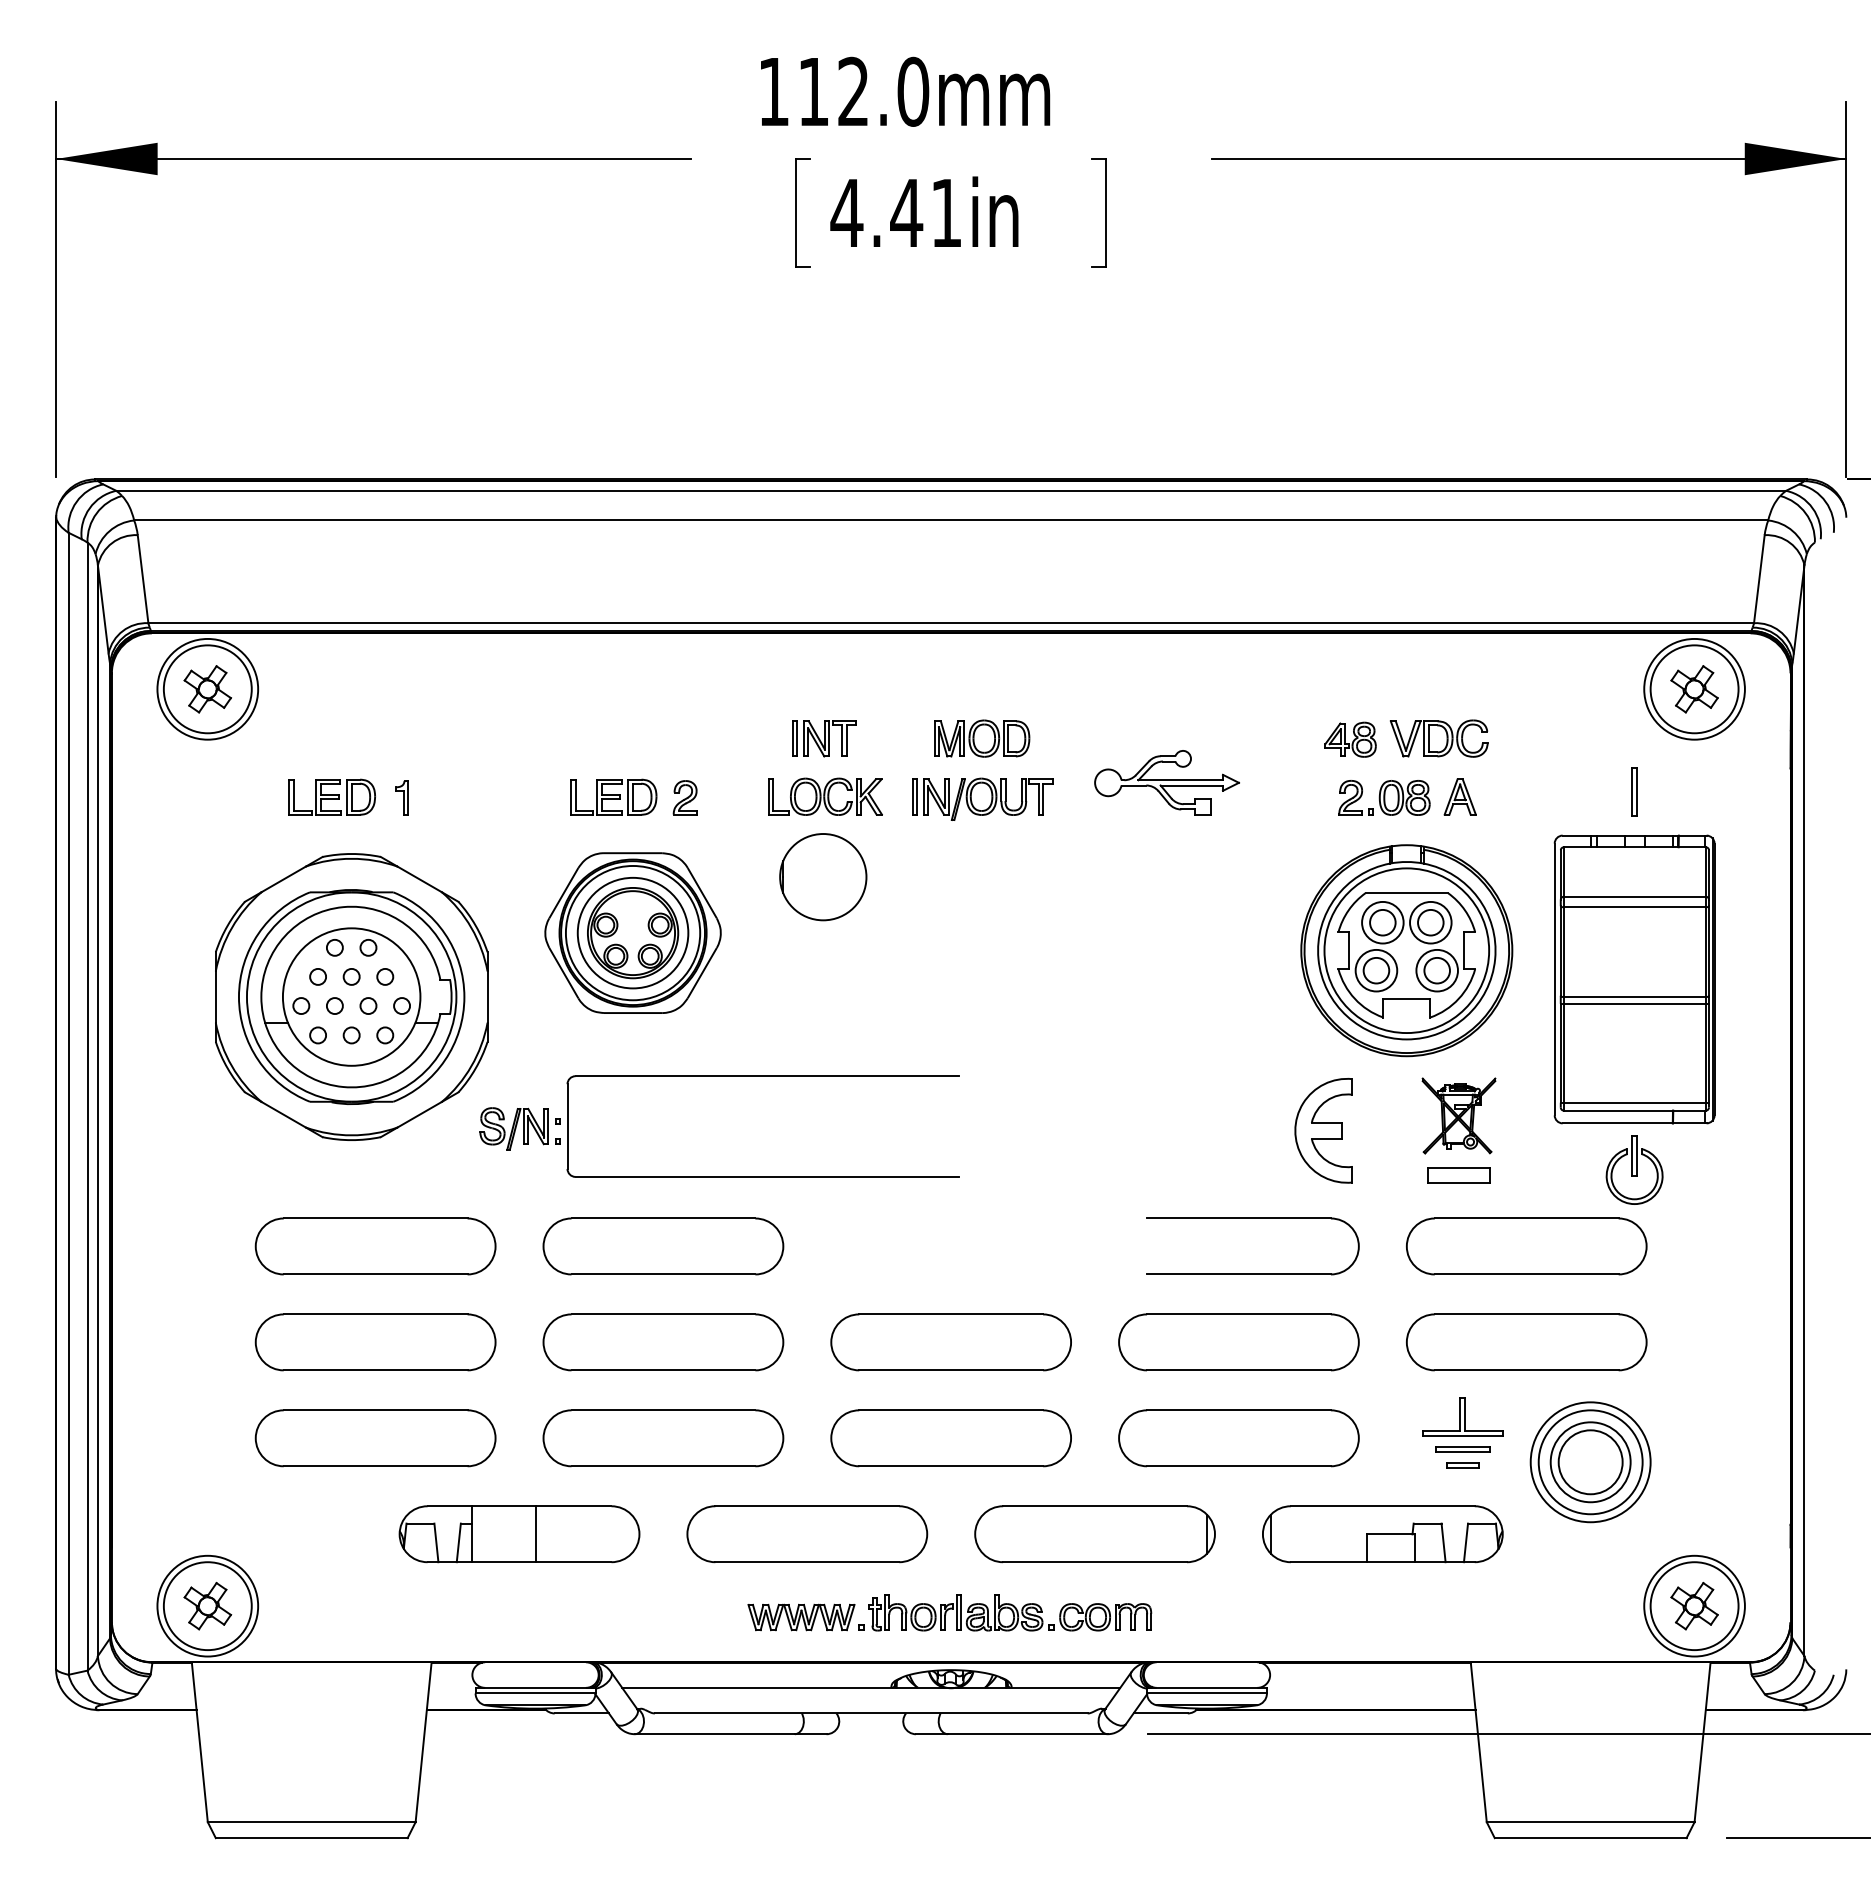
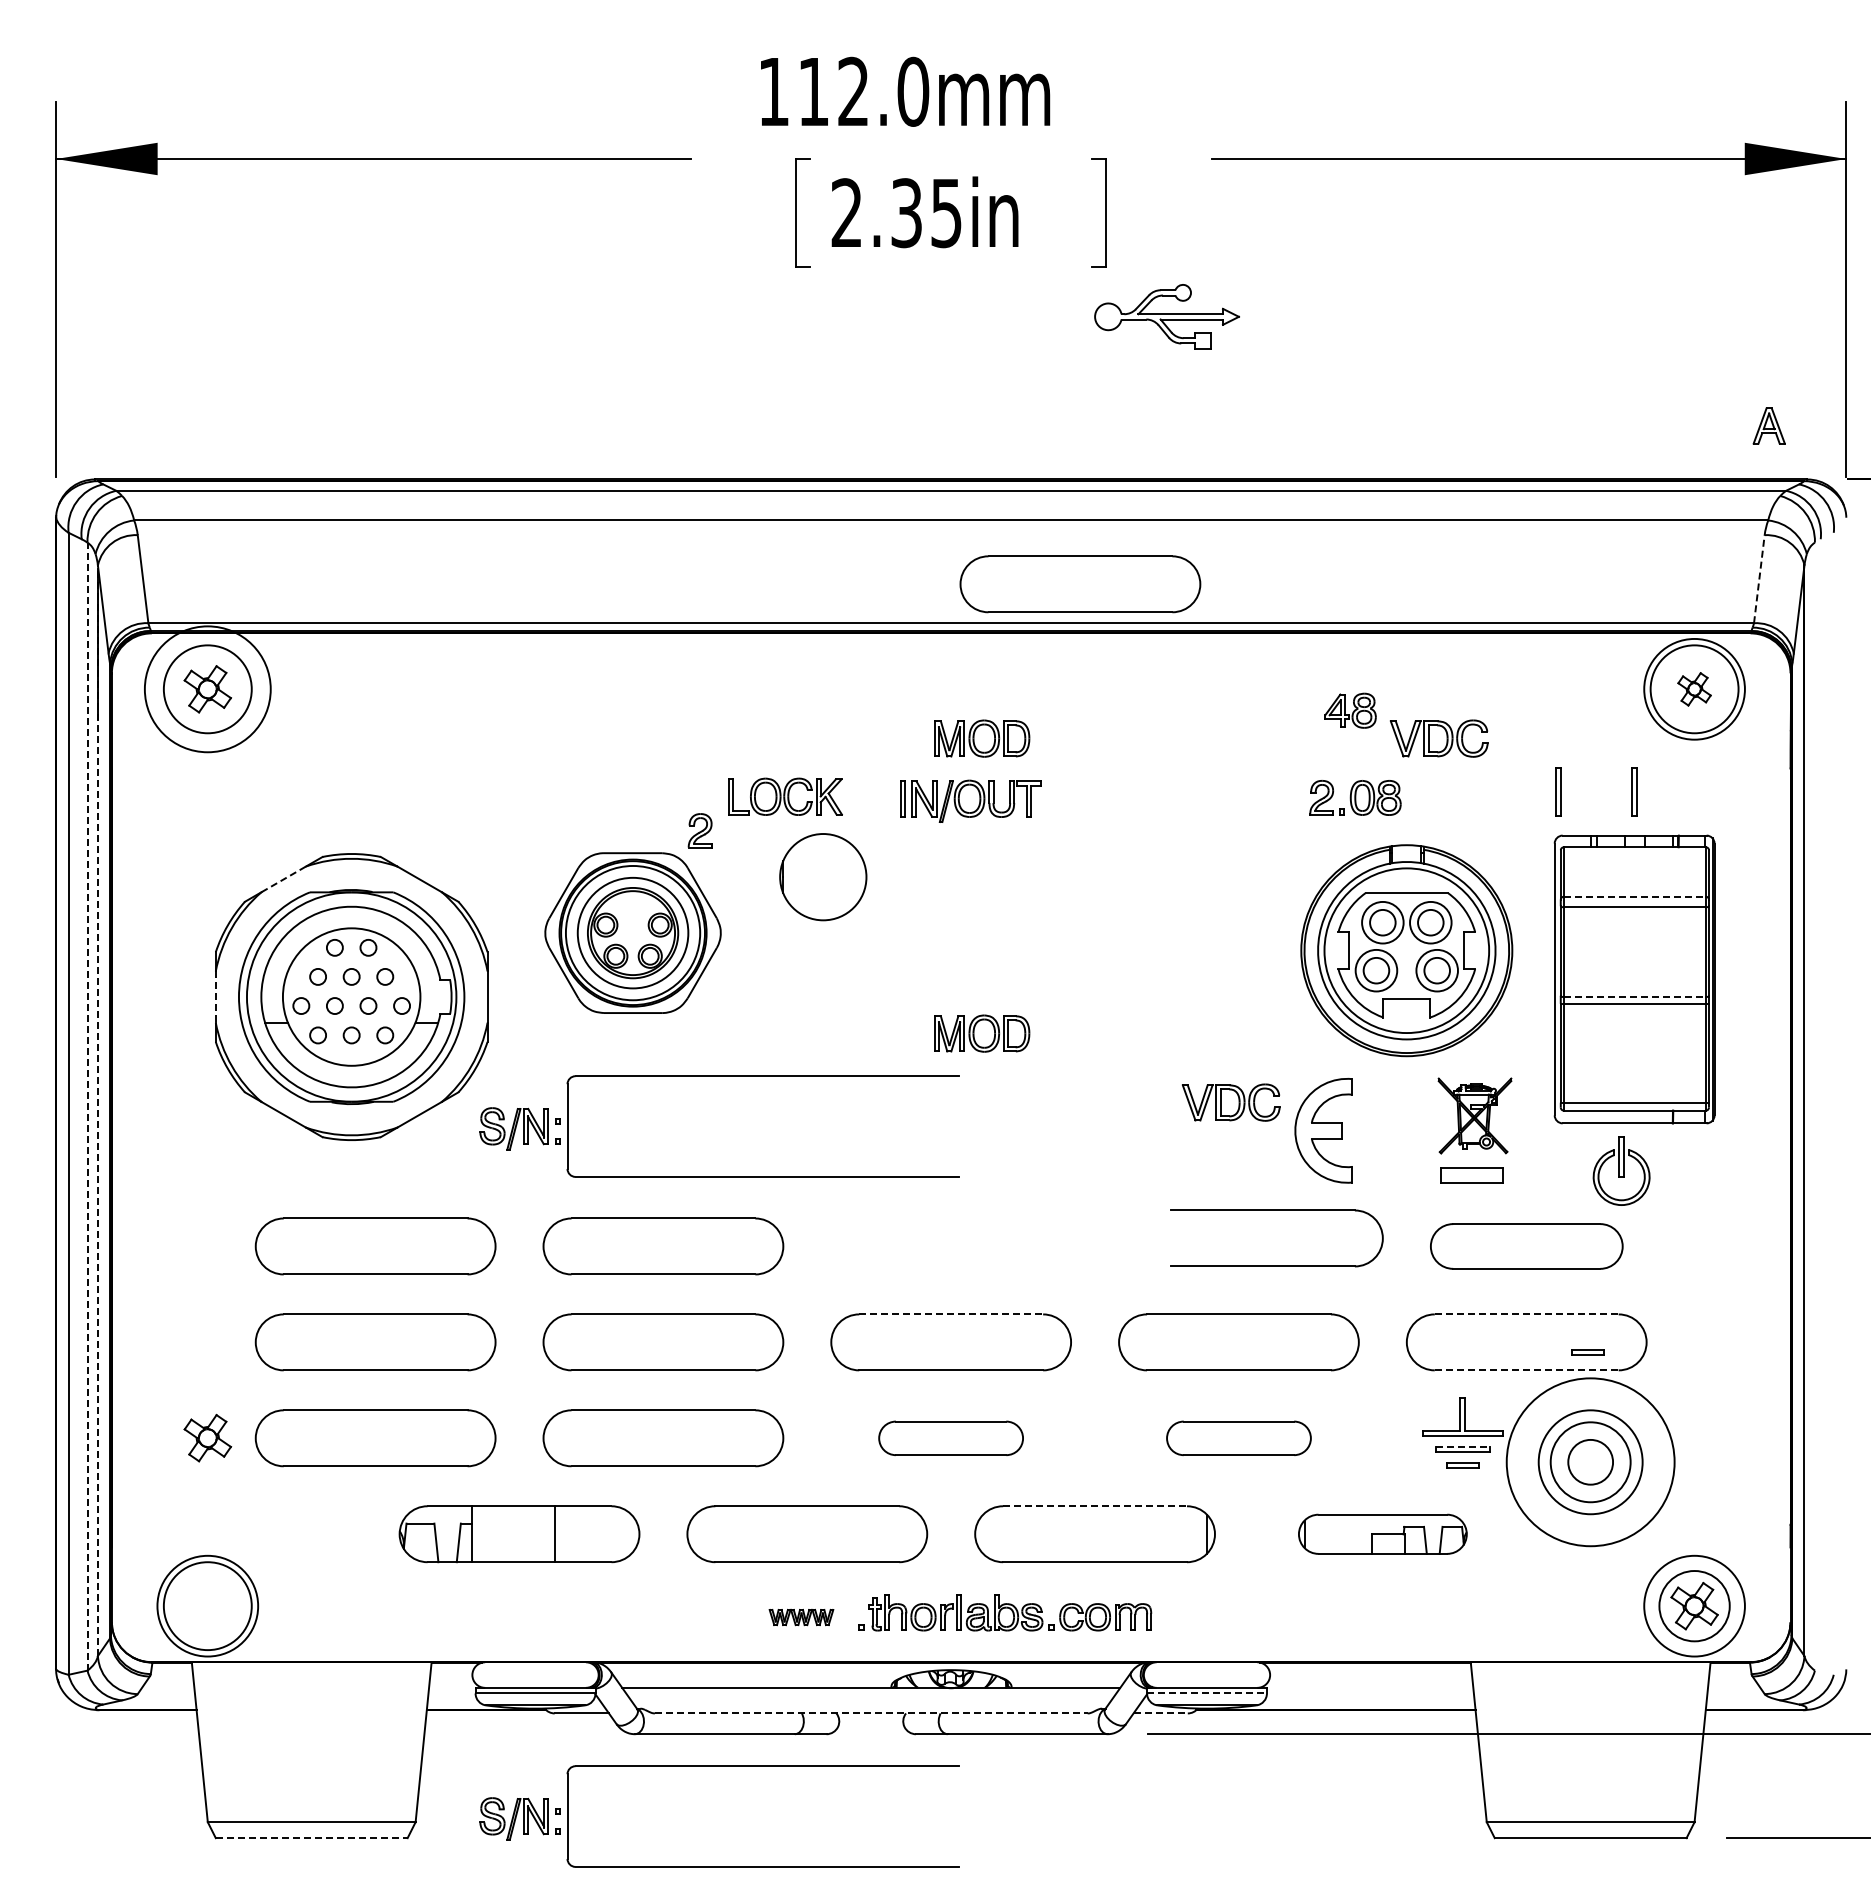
text: 4.41in -> 2.35in (895, 213)
line: solid -> dashed (1759, 578)
part: none -> present (1080, 584)
circle diameter: 101 px -> 126 px (207, 689)
part size: 49x49 px -> 35x35 px (1694, 689)
part: present -> none (824, 738)
part position: (1350, 739) -> (1350, 710) (1350, 710)
part position: (1166, 782) -> (1166, 316) (1166, 316)
part: none -> present (1558, 791)
part: present -> none (331, 796)
part: present -> none (613, 796)
part position: (825, 796) -> (785, 796) (785, 796)
part position: (1459, 796) -> (1768, 425) (1768, 425)
part: present -> none (401, 797)
part position: (684, 797) -> (699, 830) (699, 830)
part position: (1384, 797) -> (1355, 797) (1355, 797)
part position: (982, 798) -> (970, 800) (970, 800)
line: solid -> dashed (283, 879)
line: solid -> dashed (1634, 896)
line: solid -> dashed (215, 997)
line: solid -> dashed (1634, 997)
part: none -> present (982, 1033)
part: none -> present (1231, 1102)
line: solid -> dashed (87, 1106)
line: solid -> dashed (97, 1110)
part position: (1458, 1115) -> (1474, 1115) (1474, 1115)
part position: (1634, 1169) -> (1621, 1170) (1621, 1170)
part position: (1458, 1175) -> (1471, 1175) (1471, 1175)
part size: 242x59 px -> 194x47 px (1526, 1246)
part position: (1252, 1273) -> (1276, 1265) (1276, 1265)
line: solid -> dashed (951, 1314)
line: solid -> dashed (1526, 1314)
part: none -> present (1587, 1352)
line: solid -> dashed (1526, 1370)
part size: 242x59 px -> 146x36 px (950, 1437)
part size: 242x59 px -> 146x36 px (1238, 1437)
line: solid -> dashed (1463, 1447)
circle diameter: 120 px -> 168 px (1590, 1462)
circle diameter: 64 px -> 45 px (1590, 1461)
line: solid -> dashed (1095, 1506)
line position: (535, 1534) -> (554, 1534) (554, 1534)
part size: 242x59 px -> 170x42 px (1382, 1533)
part position: (207, 1605) -> (207, 1437) (207, 1437)
circle diameter: 88 px -> 70 px (1694, 1606)
part size: 109x29 px -> 67x19 px (801, 1617)
line: solid -> dashed (1206, 1693)
line: solid -> dashed (871, 1713)
line: solid -> dashed (1161, 1713)
part: none -> present (719, 1766)
line: solid -> dashed (311, 1838)
